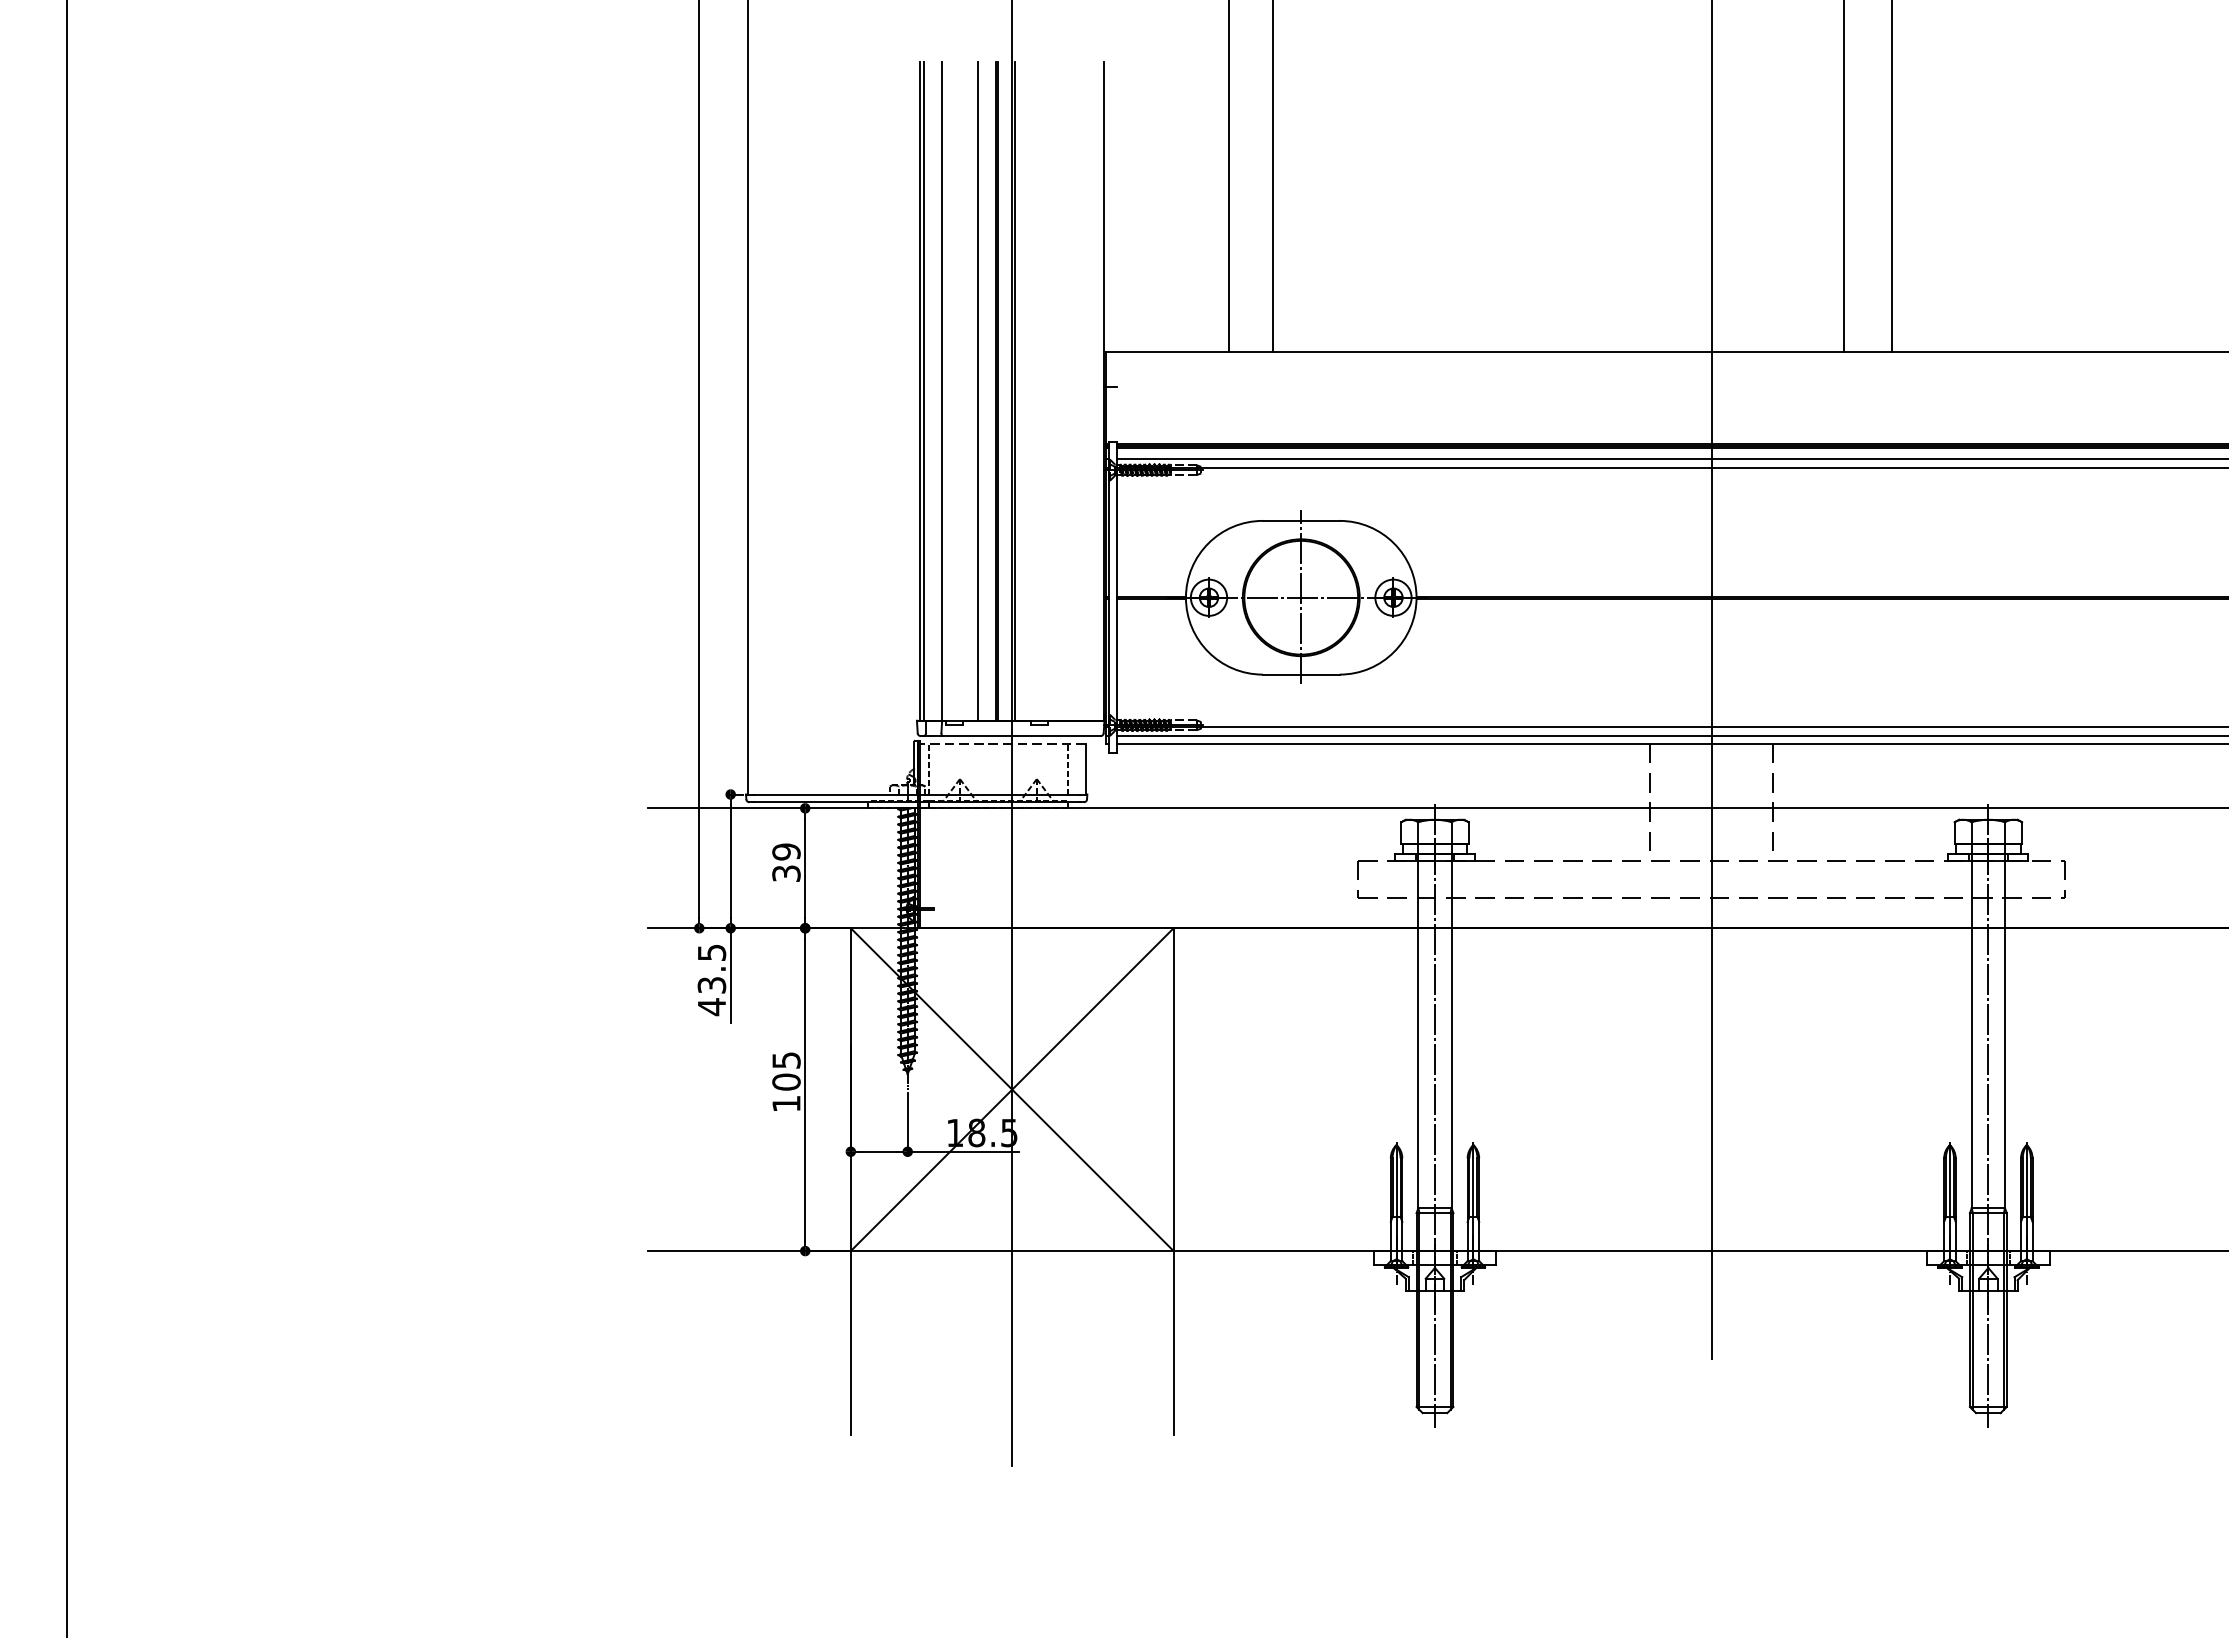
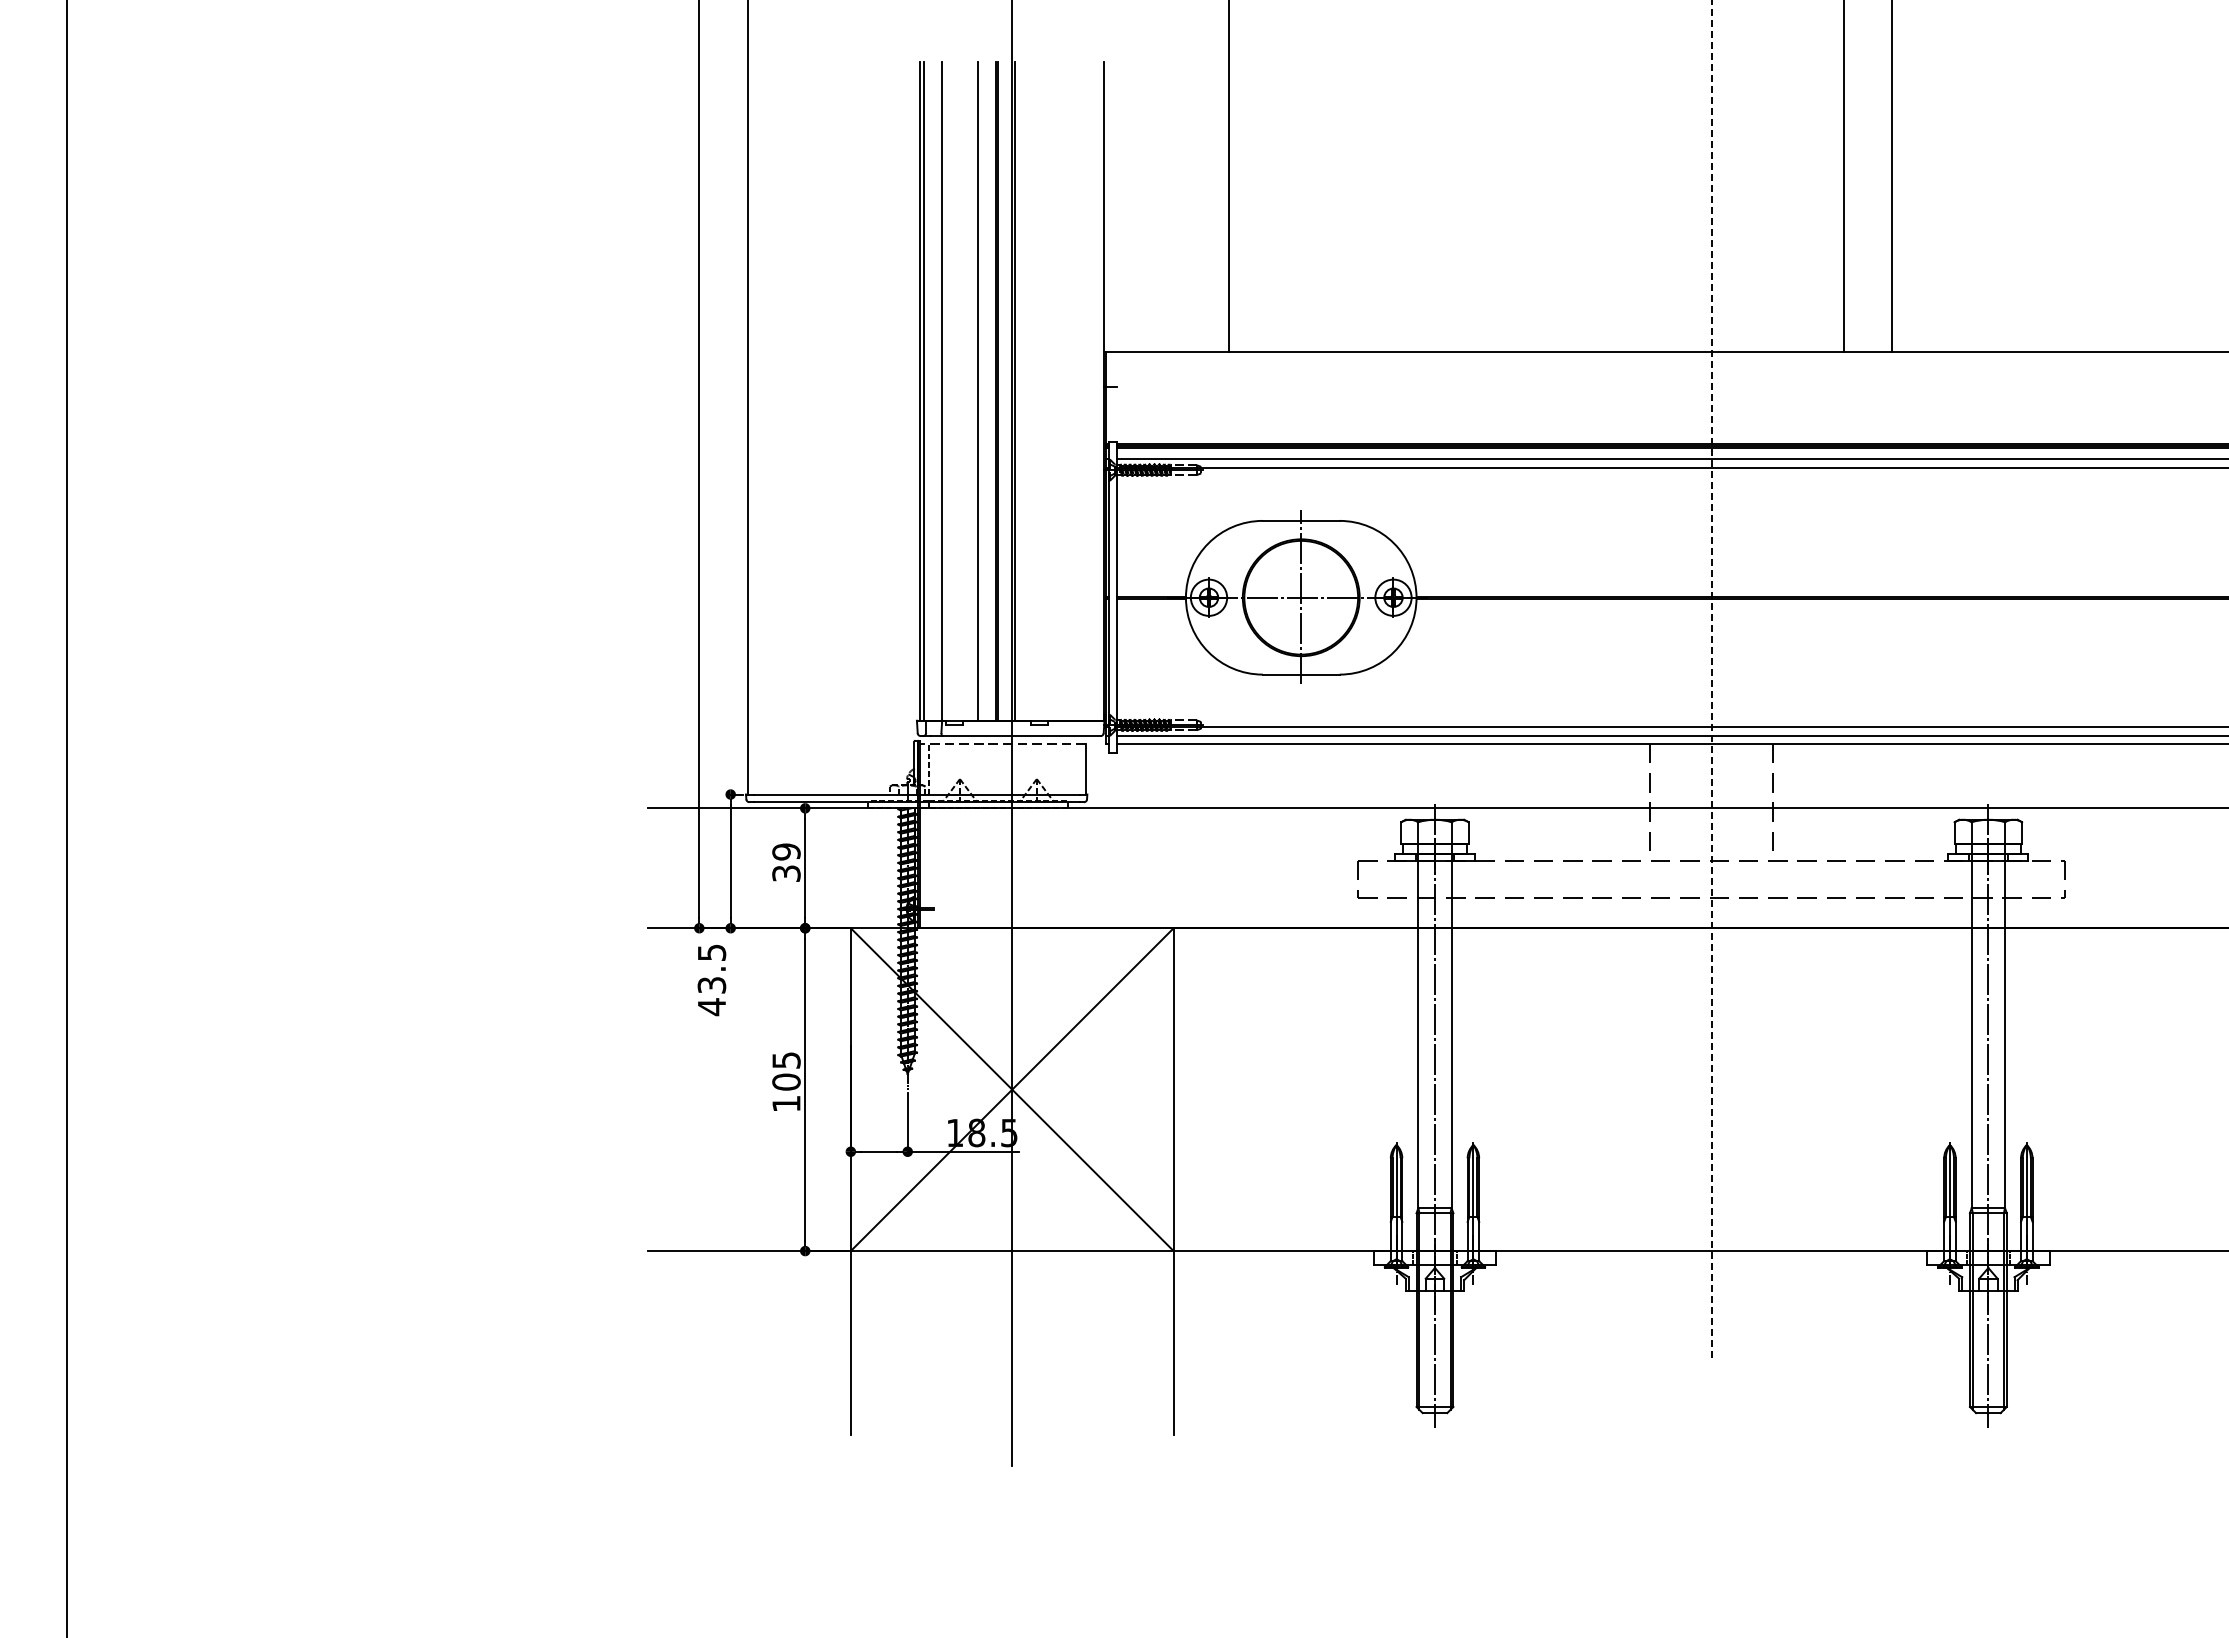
line: present -> none (1273, 176)
line: solid -> dashed (1711, 679)
line: present -> none (1067, 768)
line: present -> none (730, 975)
